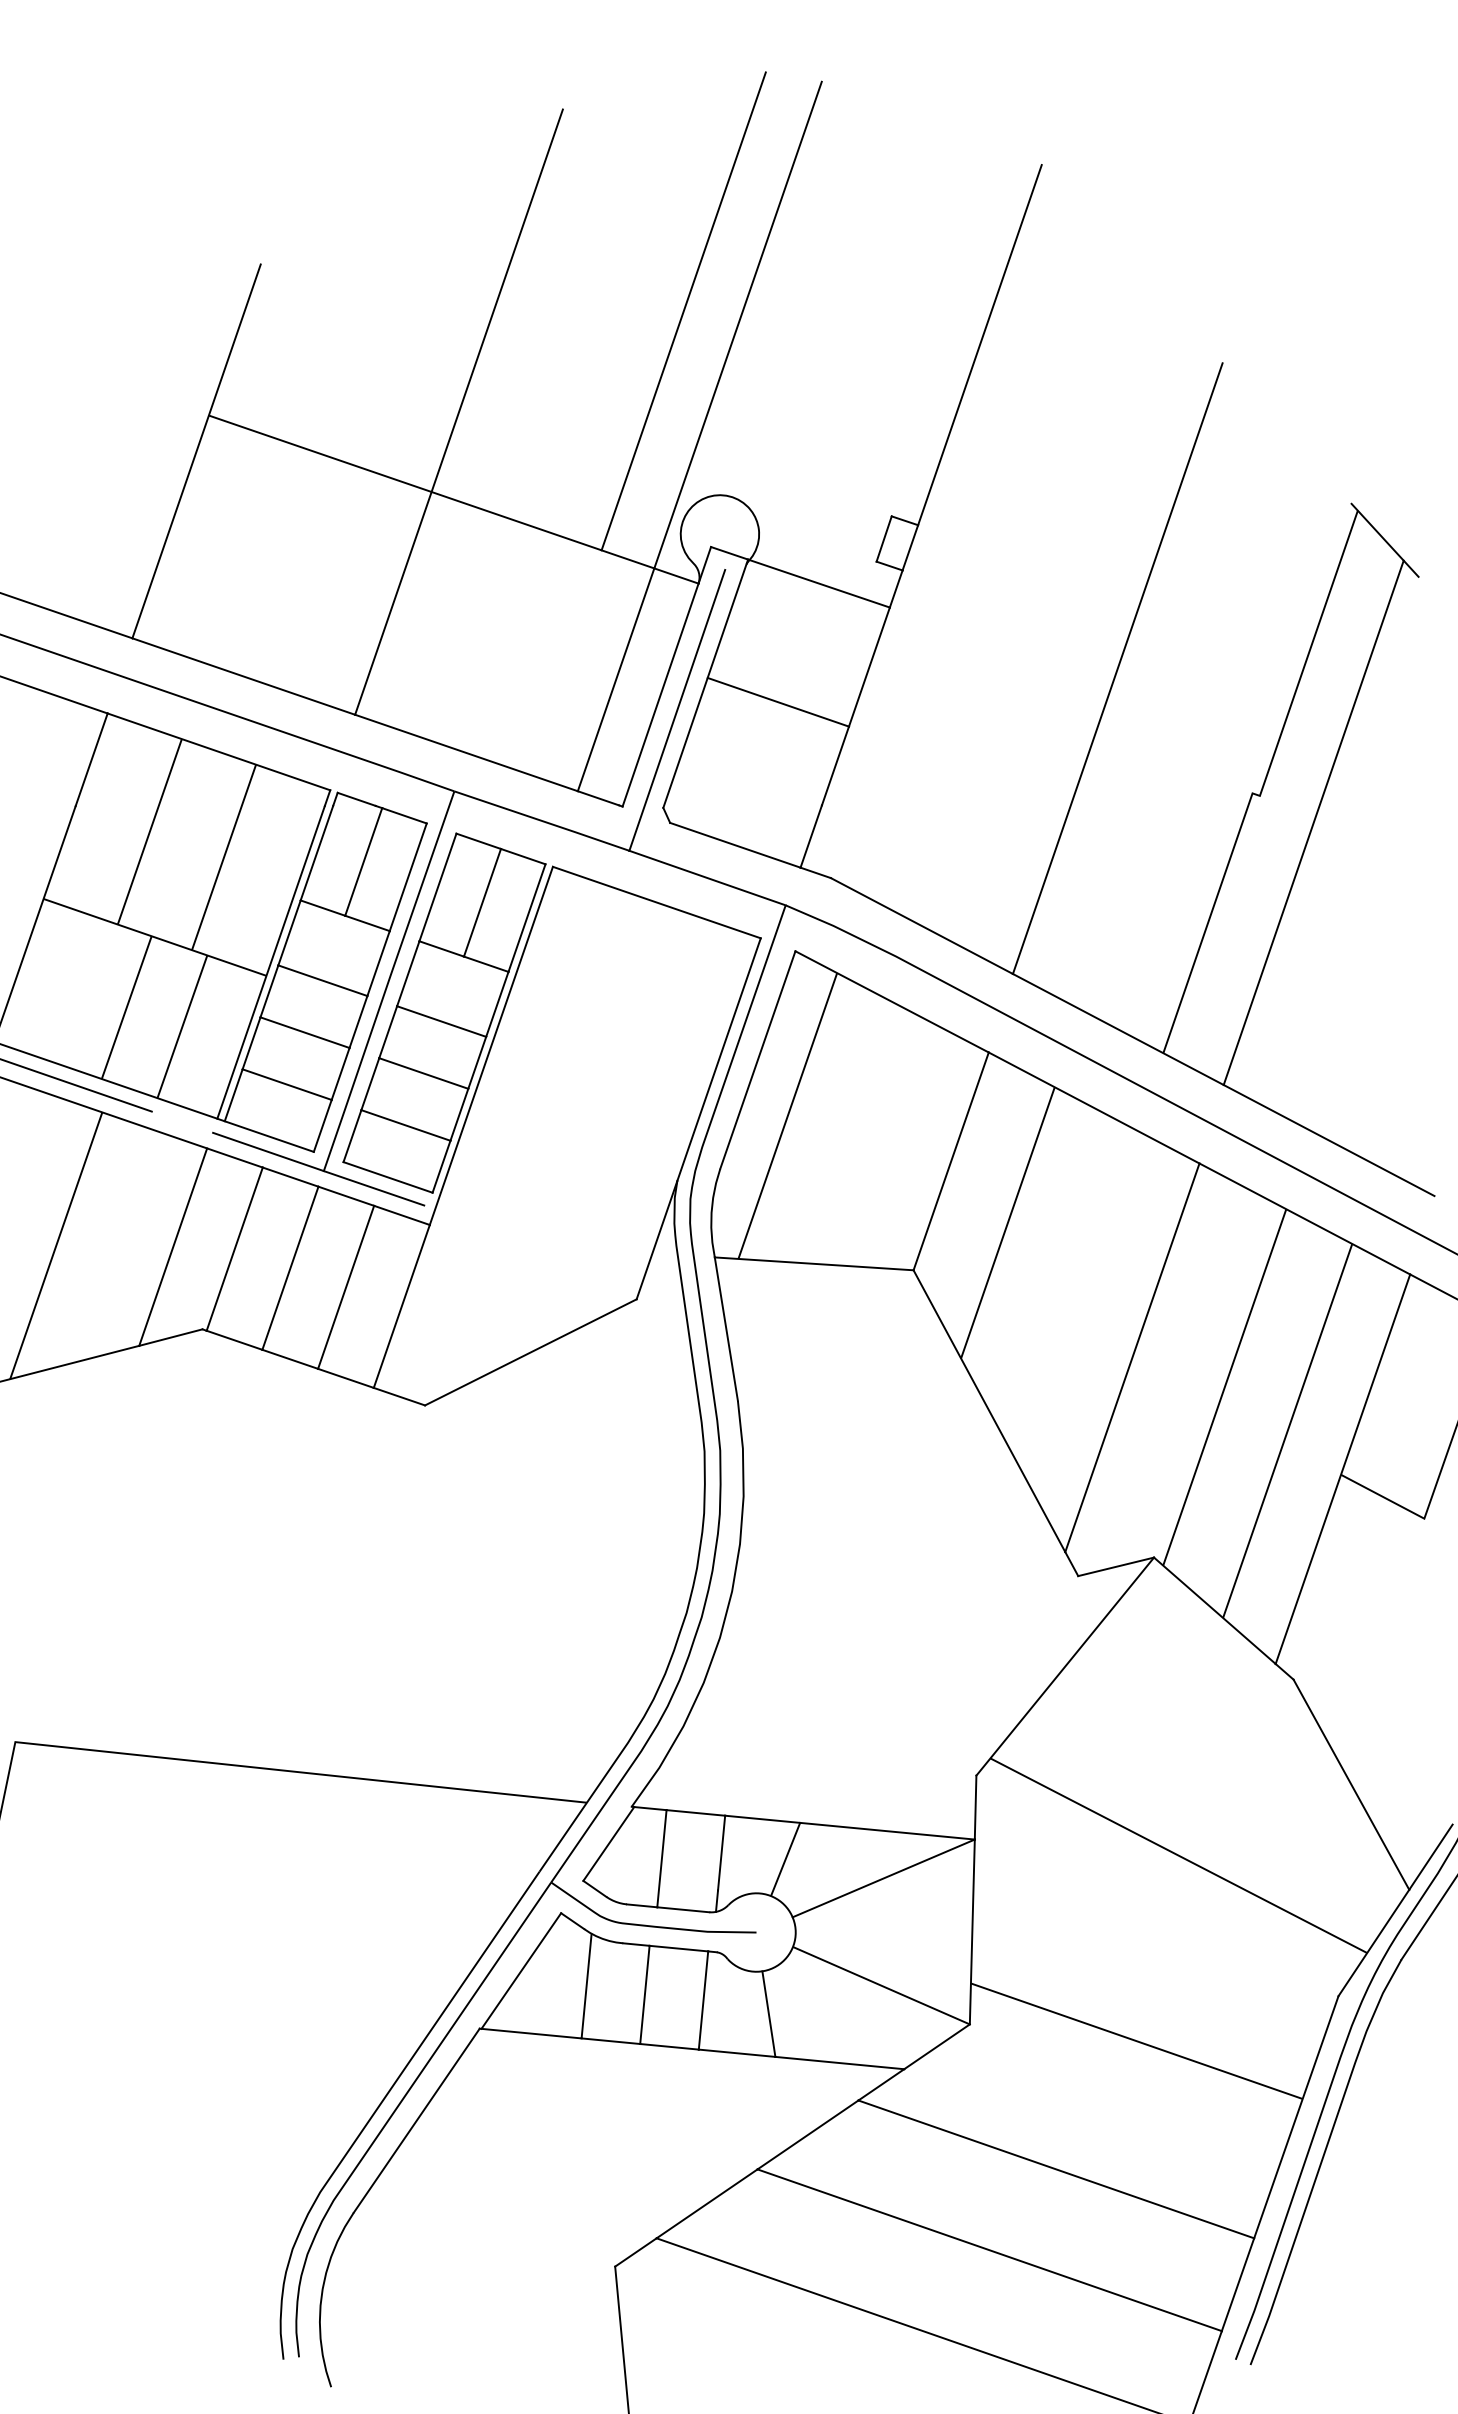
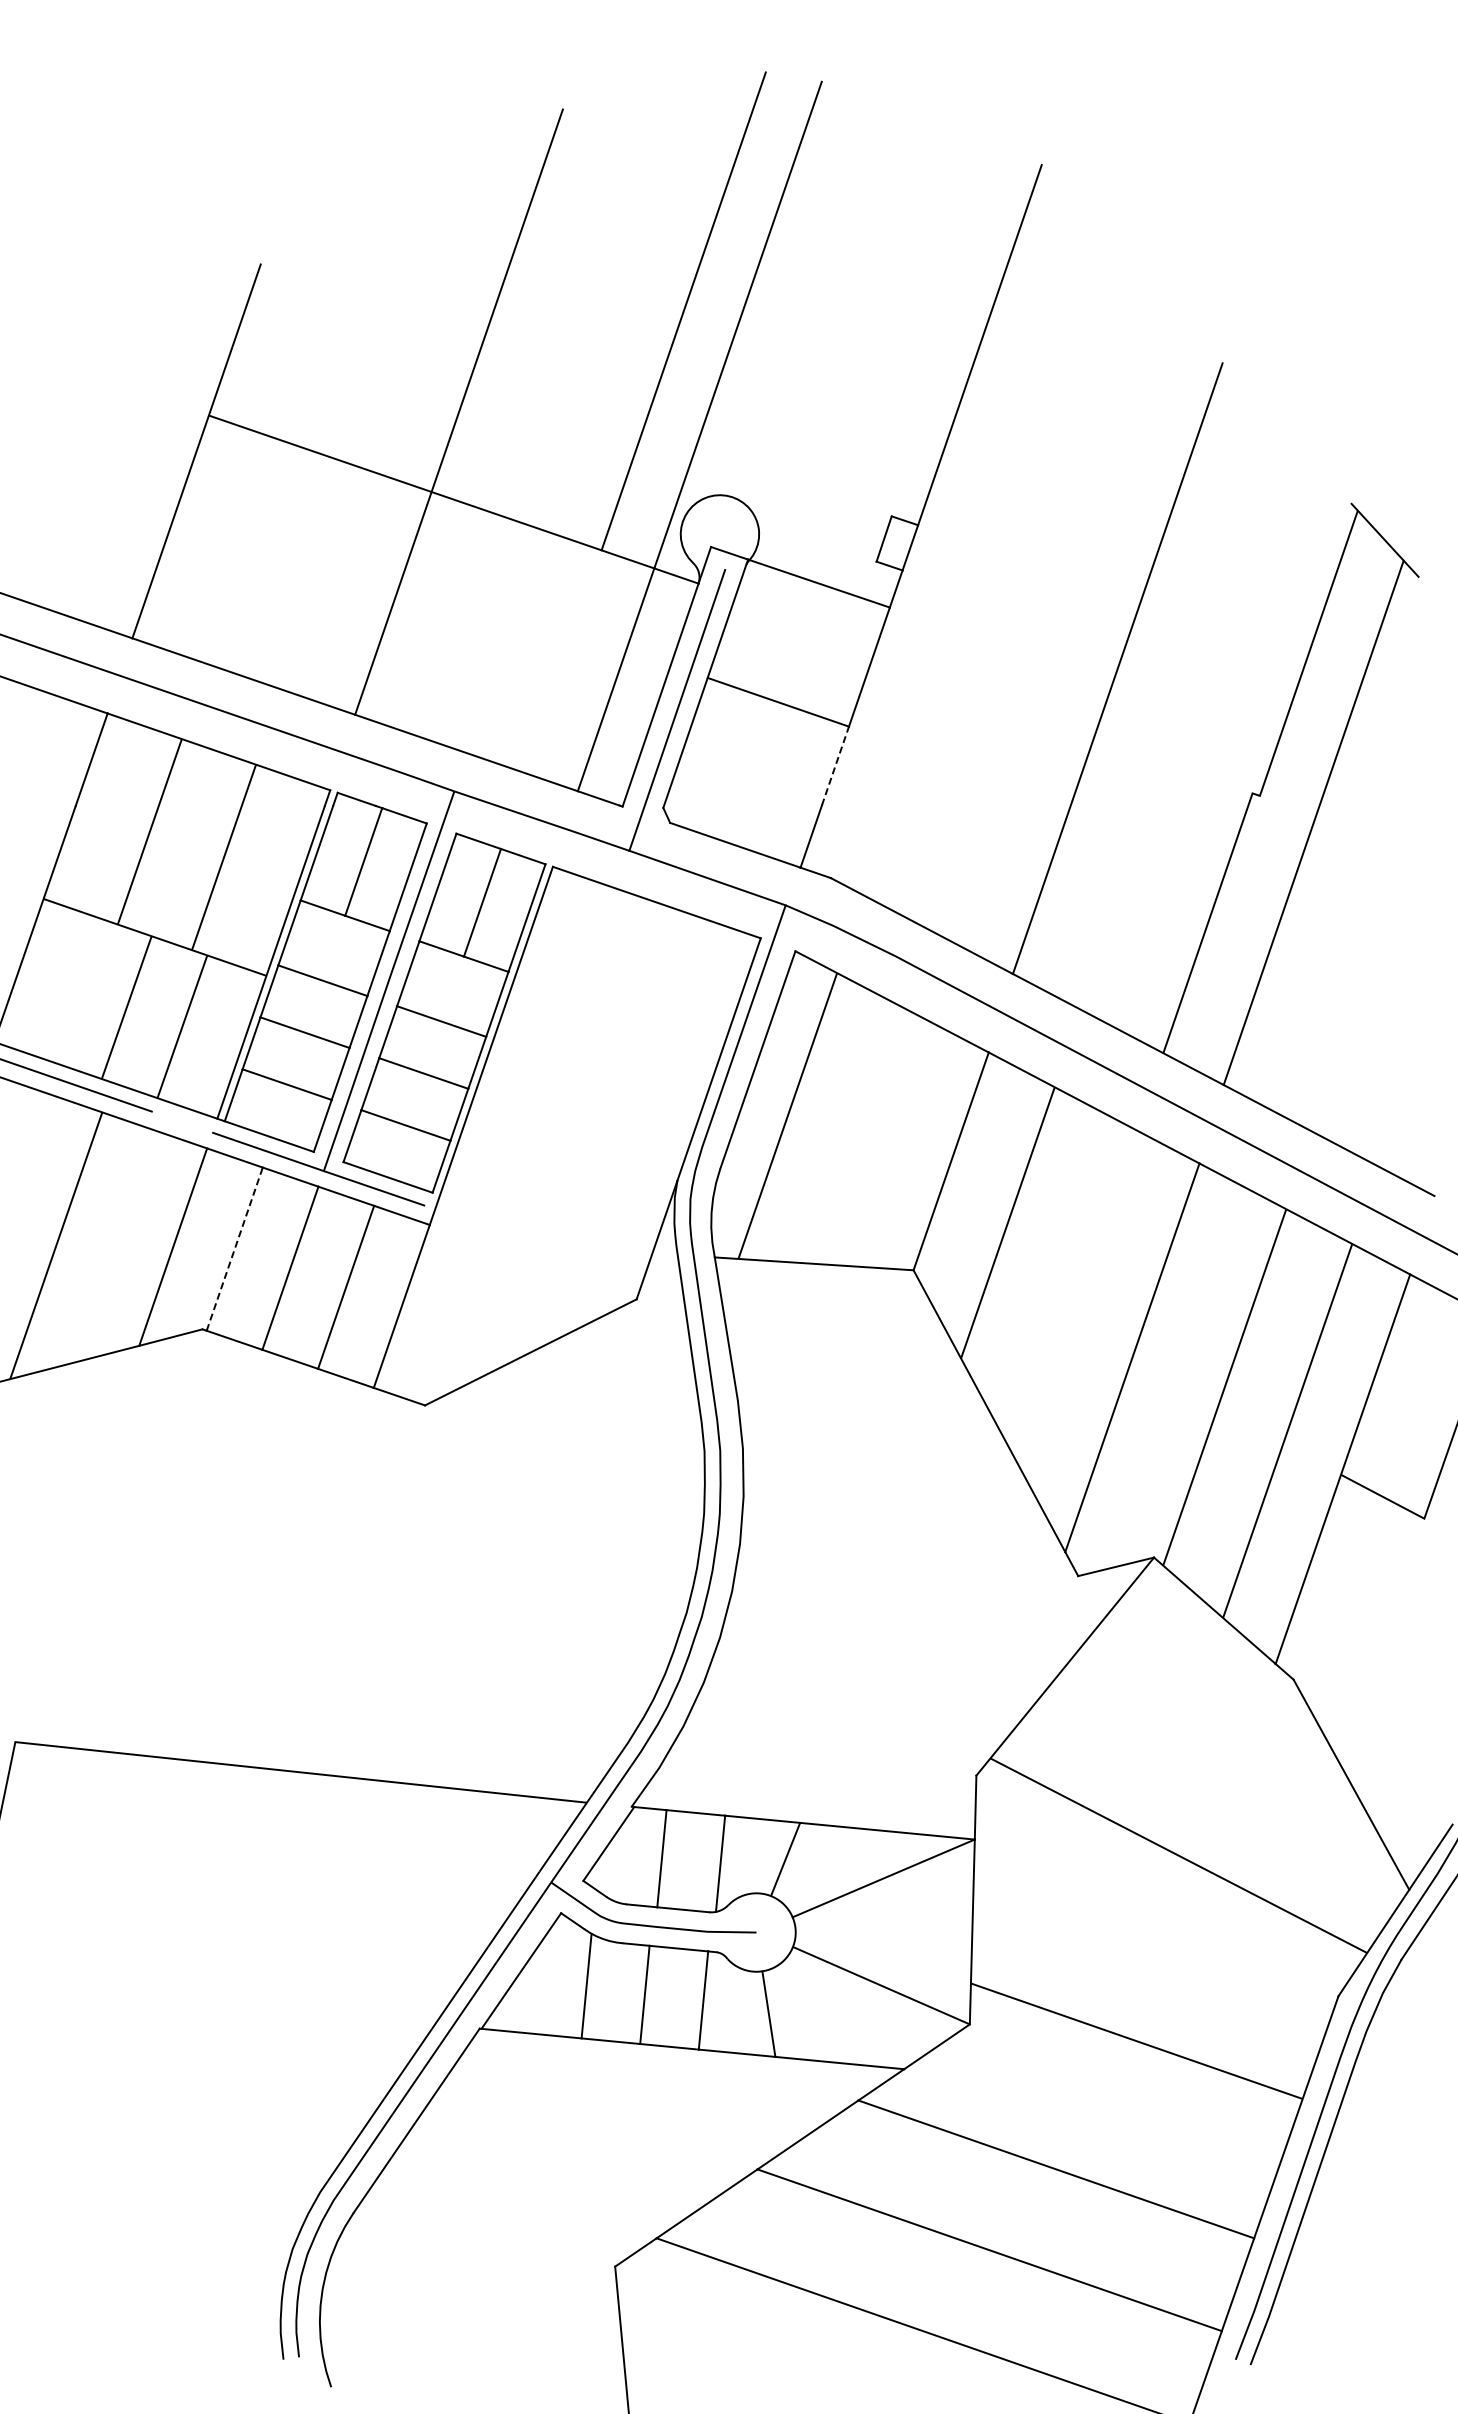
line: solid -> dashed (835, 766)
line: solid -> dashed (234, 1248)
